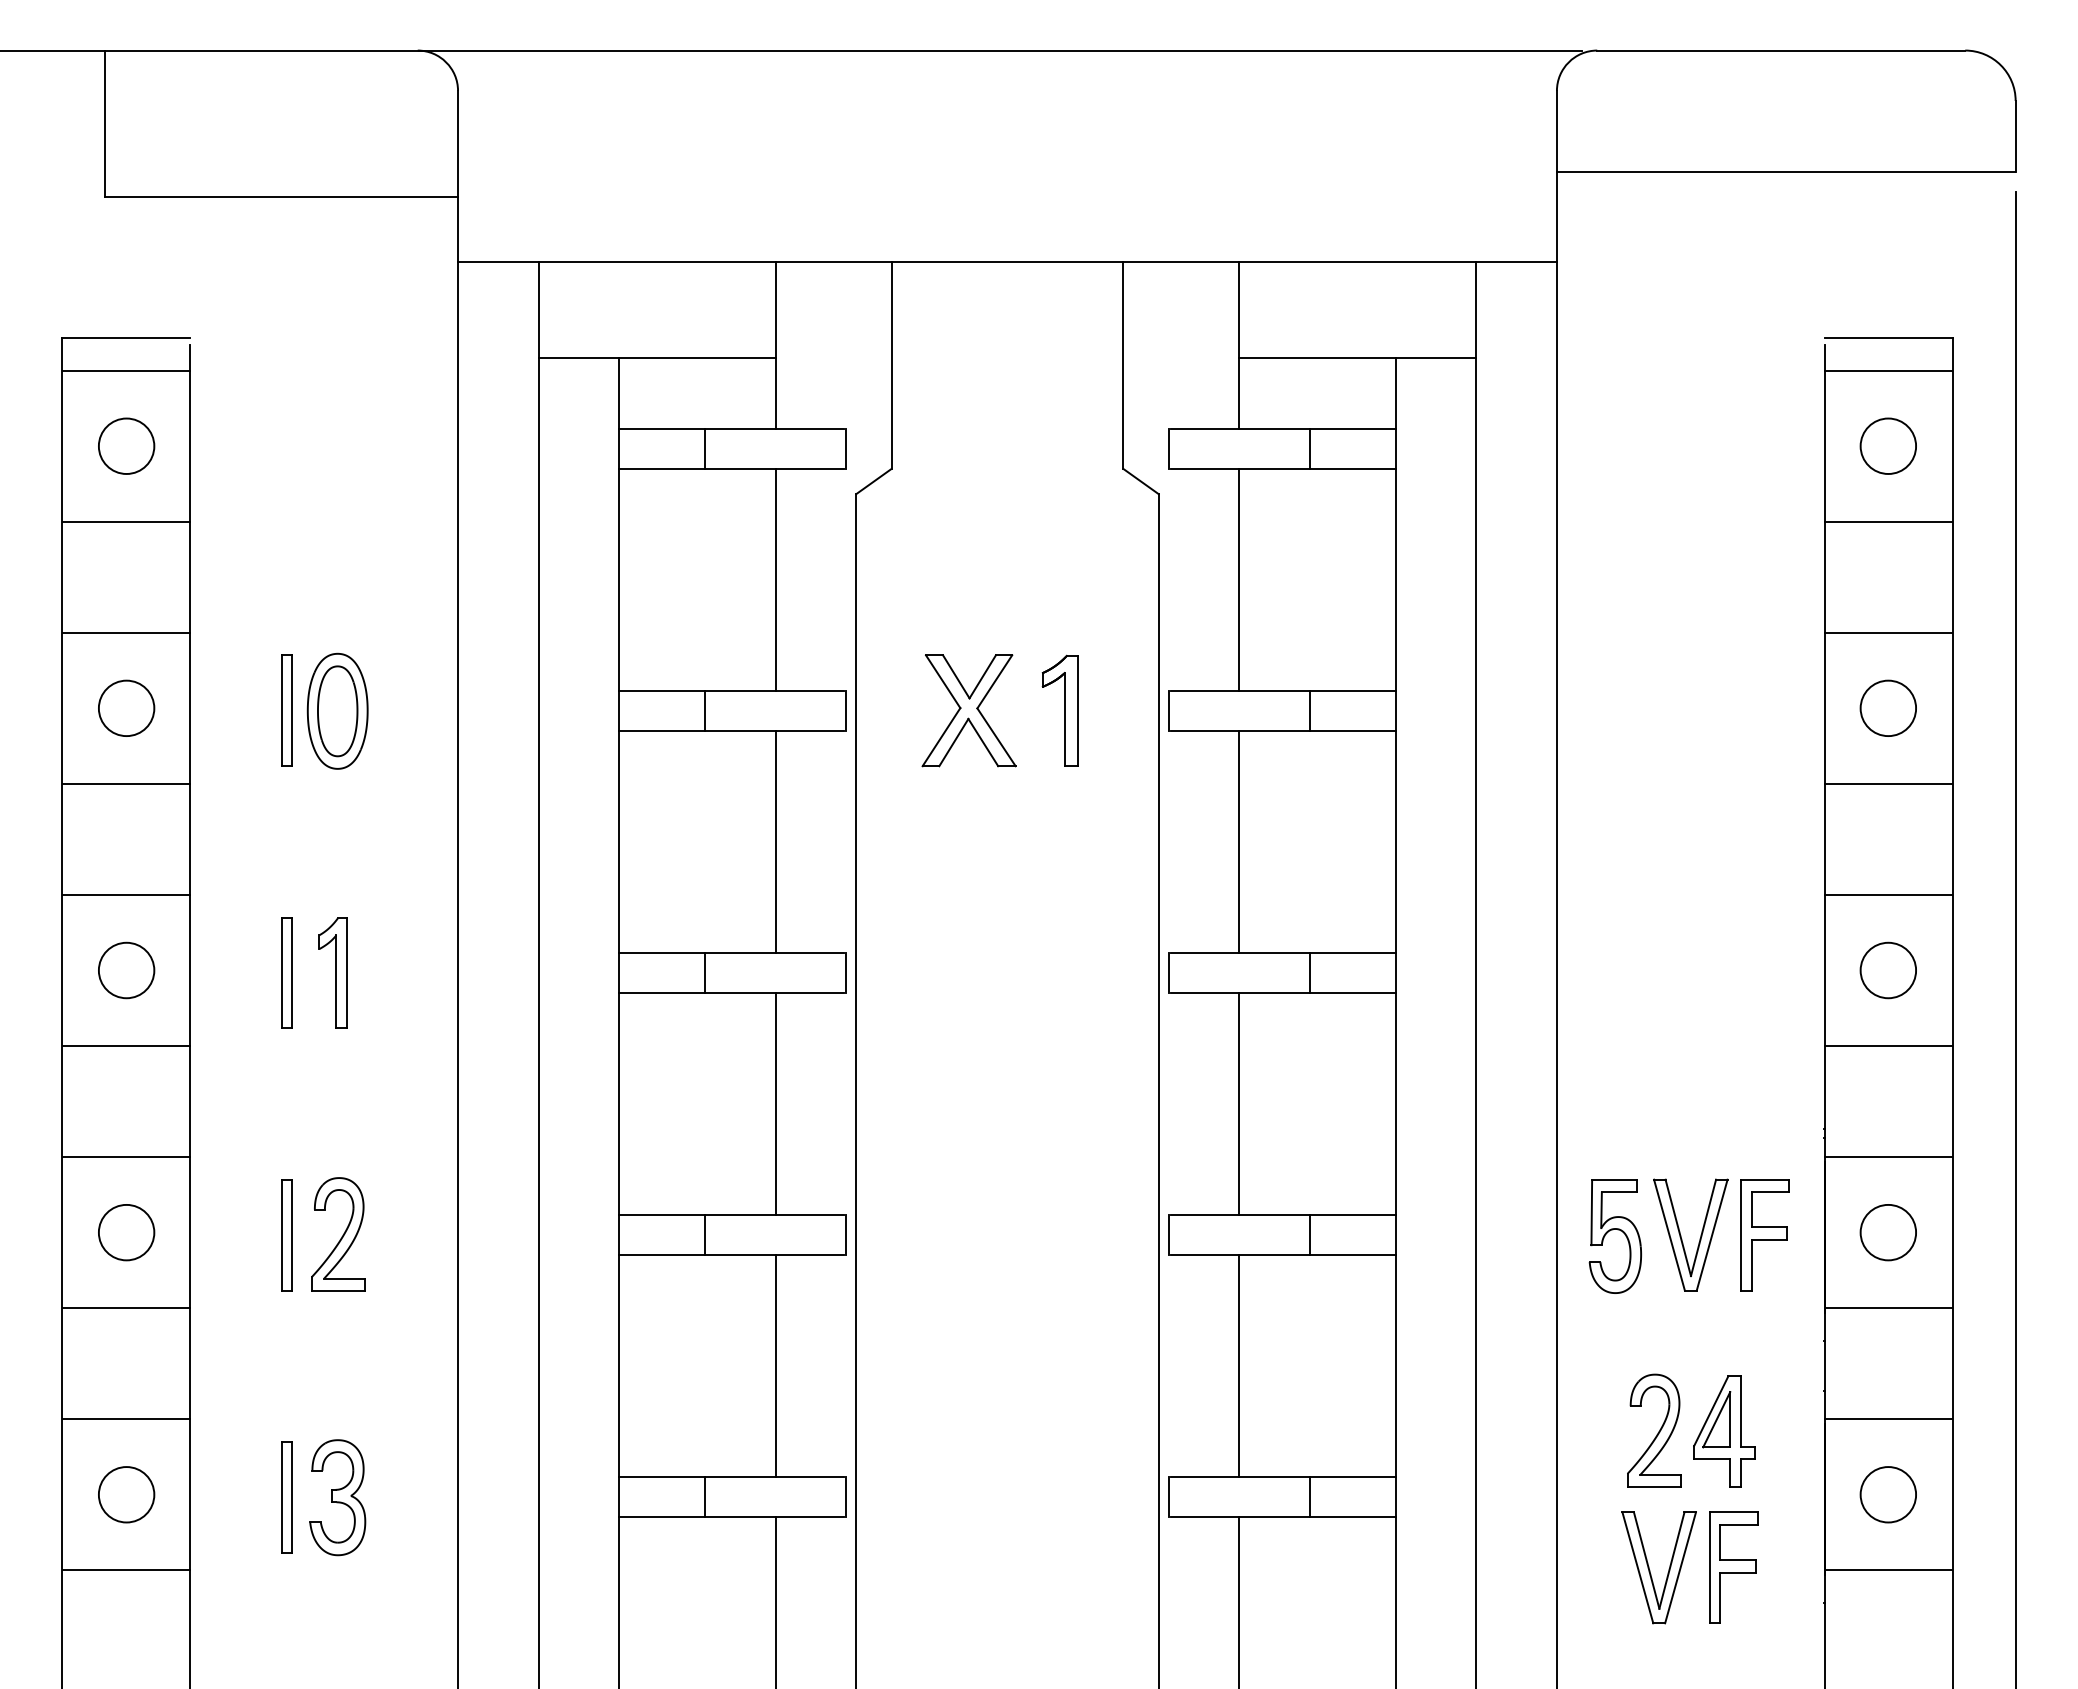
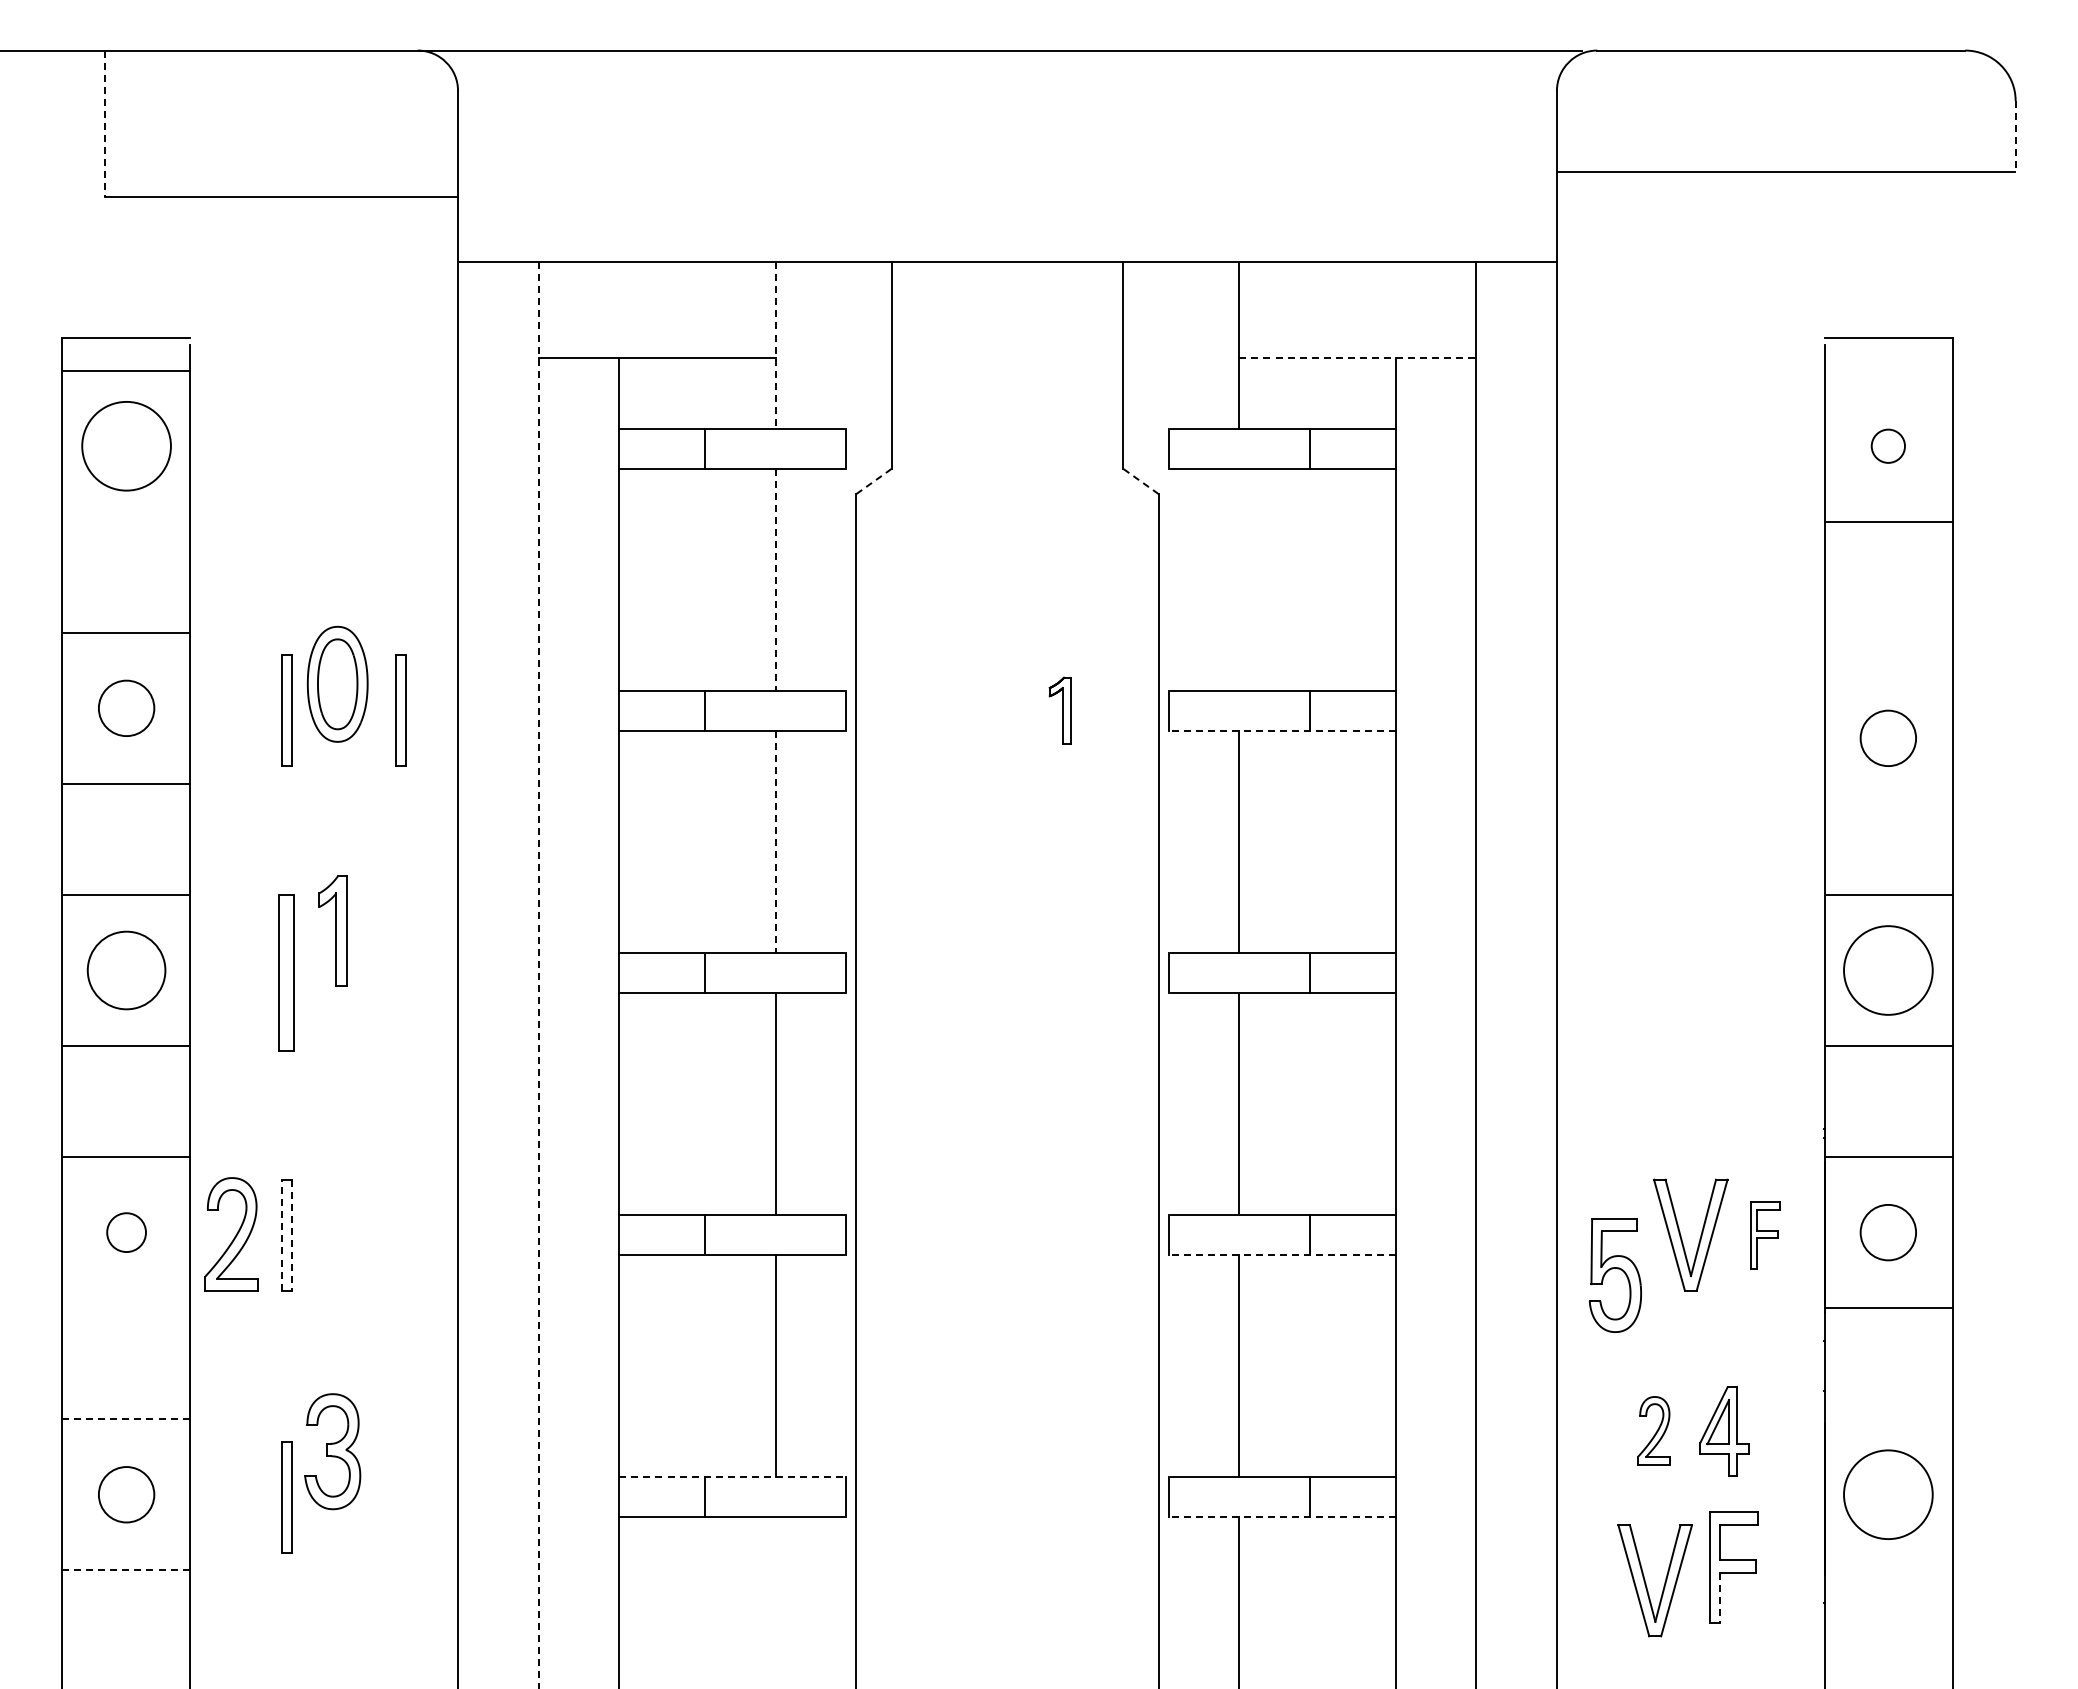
line: solid -> dashed (105, 124)
line: solid -> dashed (2015, 136)
line: solid -> dashed (775, 345)
line: solid -> dashed (1358, 358)
line: present -> none (1888, 370)
circle diameter: 55 px -> 89 px (126, 445)
circle diameter: 55 px -> 33 px (1888, 445)
line: solid -> dashed (873, 481)
line: solid -> dashed (1141, 481)
line: present -> none (126, 521)
line: solid -> dashed (775, 579)
line: present -> none (1239, 579)
line: present -> none (1888, 632)
circle position: (1887, 707) -> (1887, 737) (1887, 737)
part position: (337, 710) -> (337, 683) (337, 683)
part: none -> present (400, 710)
part: present -> none (968, 710)
part size: 38x113 px -> 24x69 px (1059, 710)
line: solid -> dashed (1283, 731)
line: present -> none (1888, 784)
line: solid -> dashed (775, 841)
line: present -> none (2015, 938)
circle diameter: 55 px -> 78 px (126, 970)
circle diameter: 55 px -> 89 px (1888, 970)
part size: 12x112 px -> 17x158 px (286, 972)
part position: (332, 972) -> (332, 930) (332, 930)
line: solid -> dashed (538, 975)
part position: (1612, 1230) -> (1612, 1269) (1612, 1269)
circle diameter: 55 px -> 39 px (126, 1232)
line: solid -> dashed (281, 1234)
part position: (338, 1234) -> (231, 1234) (231, 1234)
line: solid -> dashed (292, 1235)
part size: 50x113 px -> 31x69 px (1765, 1235)
line: solid -> dashed (1283, 1255)
line: present -> none (126, 1308)
line: solid -> dashed (125, 1419)
line: present -> none (1888, 1419)
part size: 55x115 px -> 34x70 px (1653, 1430)
part size: 63x113 px -> 51x91 px (1724, 1431)
line: solid -> dashed (731, 1477)
circle diameter: 55 px -> 89 px (1888, 1494)
part position: (337, 1497) -> (332, 1451) (332, 1451)
line: solid -> dashed (1283, 1517)
line: solid -> dashed (125, 1570)
part position: (1650, 1570) -> (1646, 1583) (1646, 1583)
line: present -> none (1888, 1570)
line: solid -> dashed (1720, 1598)
line: present -> none (775, 1601)
